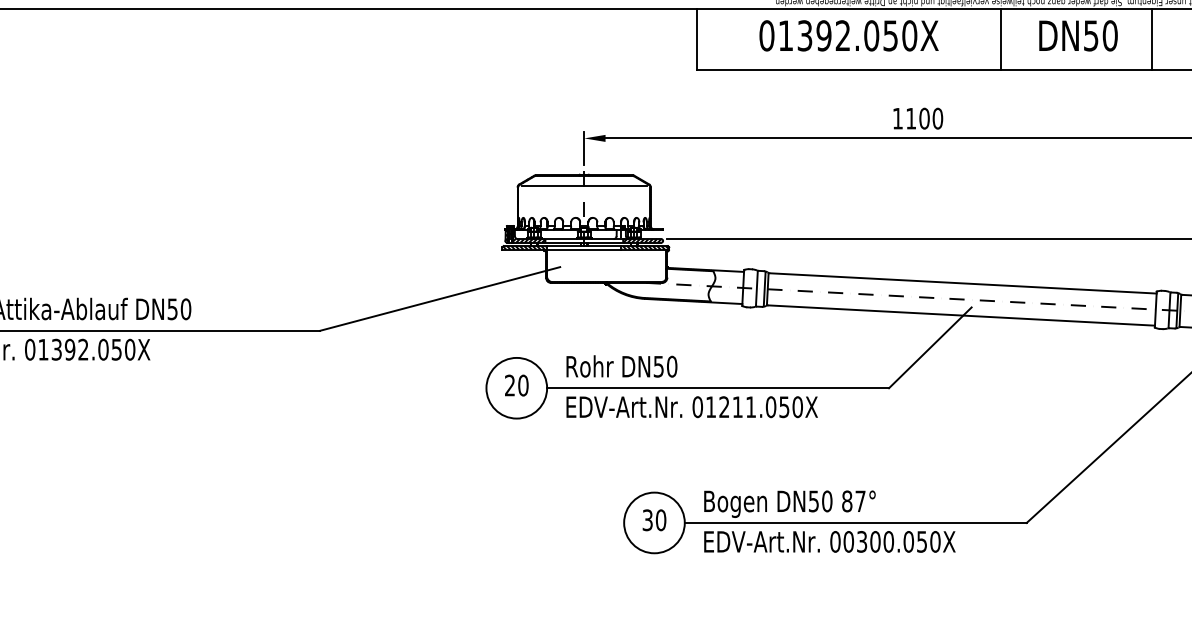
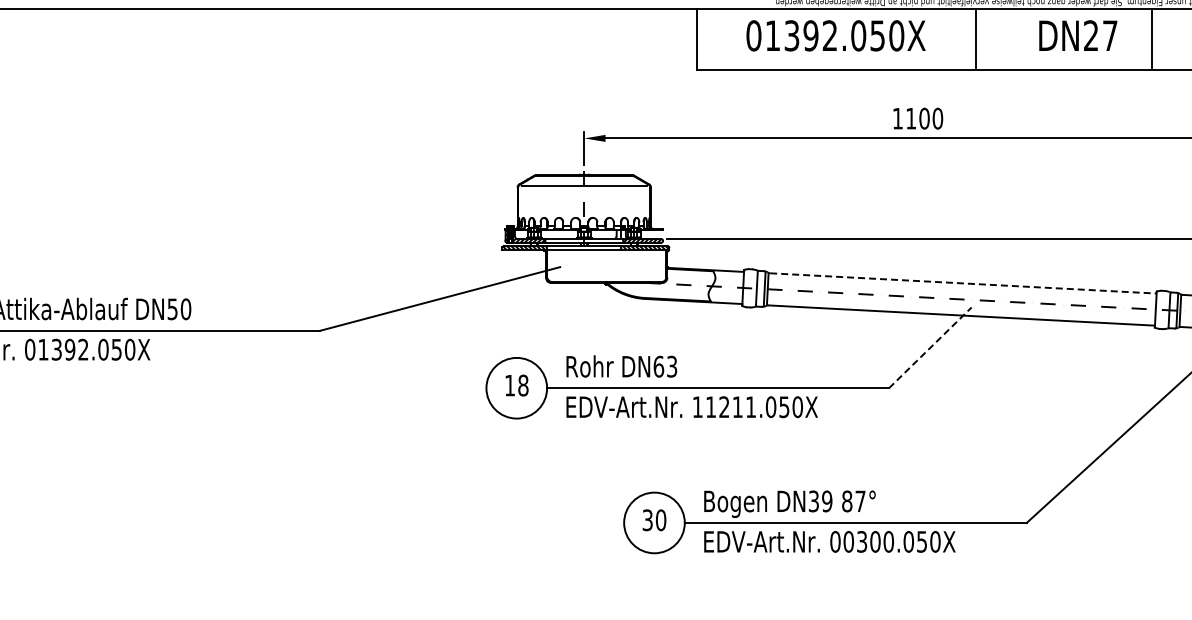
text position: (848, 35) -> (835, 35) (835, 35)
text: DN50 -> DN27 (1100, 35)
line position: (1000, 39) -> (975, 39) (975, 39)
line: solid -> dashed (963, 283)
line: solid -> dashed (930, 347)
text: DN50 -> DN63 (665, 366)
text: 20 -> 18 (516, 385)
text: 01211.050X -> 11211.050X (697, 407)
text: DN50 -> DN39 (820, 501)
